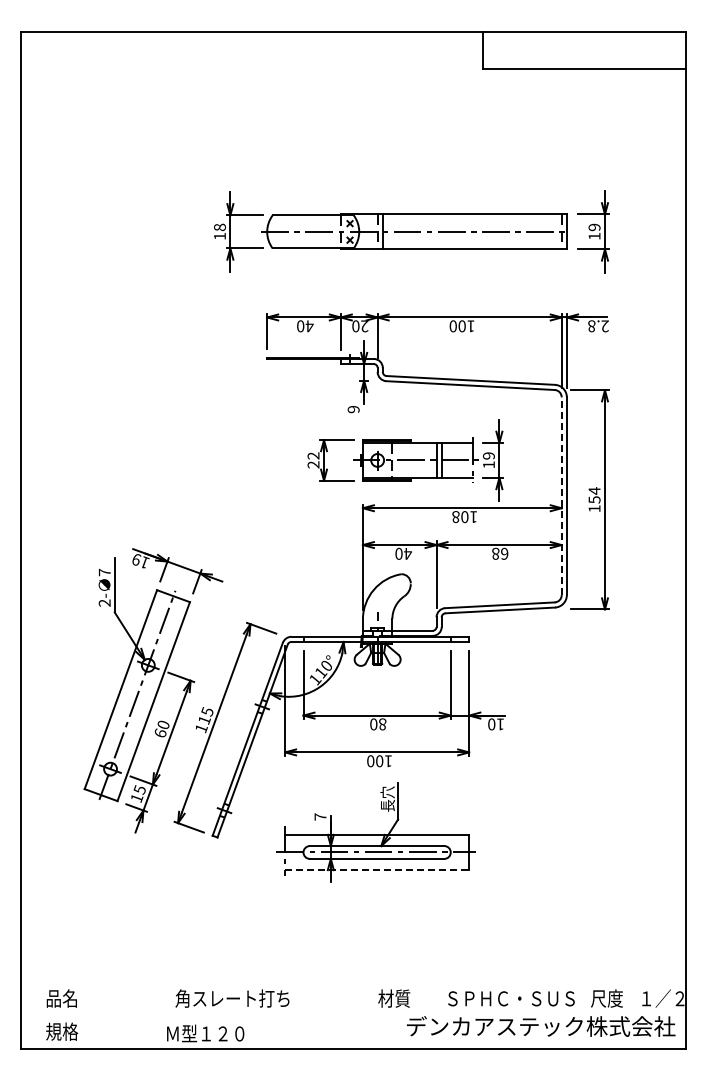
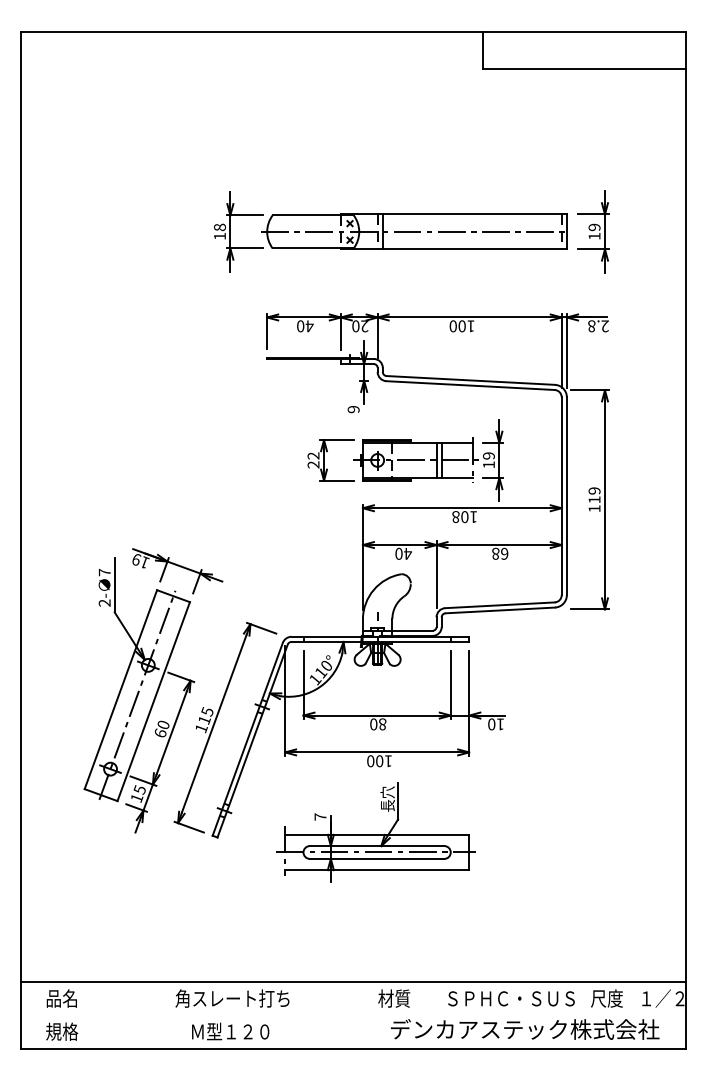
text: 154 -> 119 (594, 495)
line: dashed -> solid (561, 496)
line: dashed -> solid (377, 869)
line: none -> present (353, 982)
text position: (541, 1026) -> (525, 1029) (525, 1029)
text position: (205, 1033) -> (230, 1031) (230, 1031)
